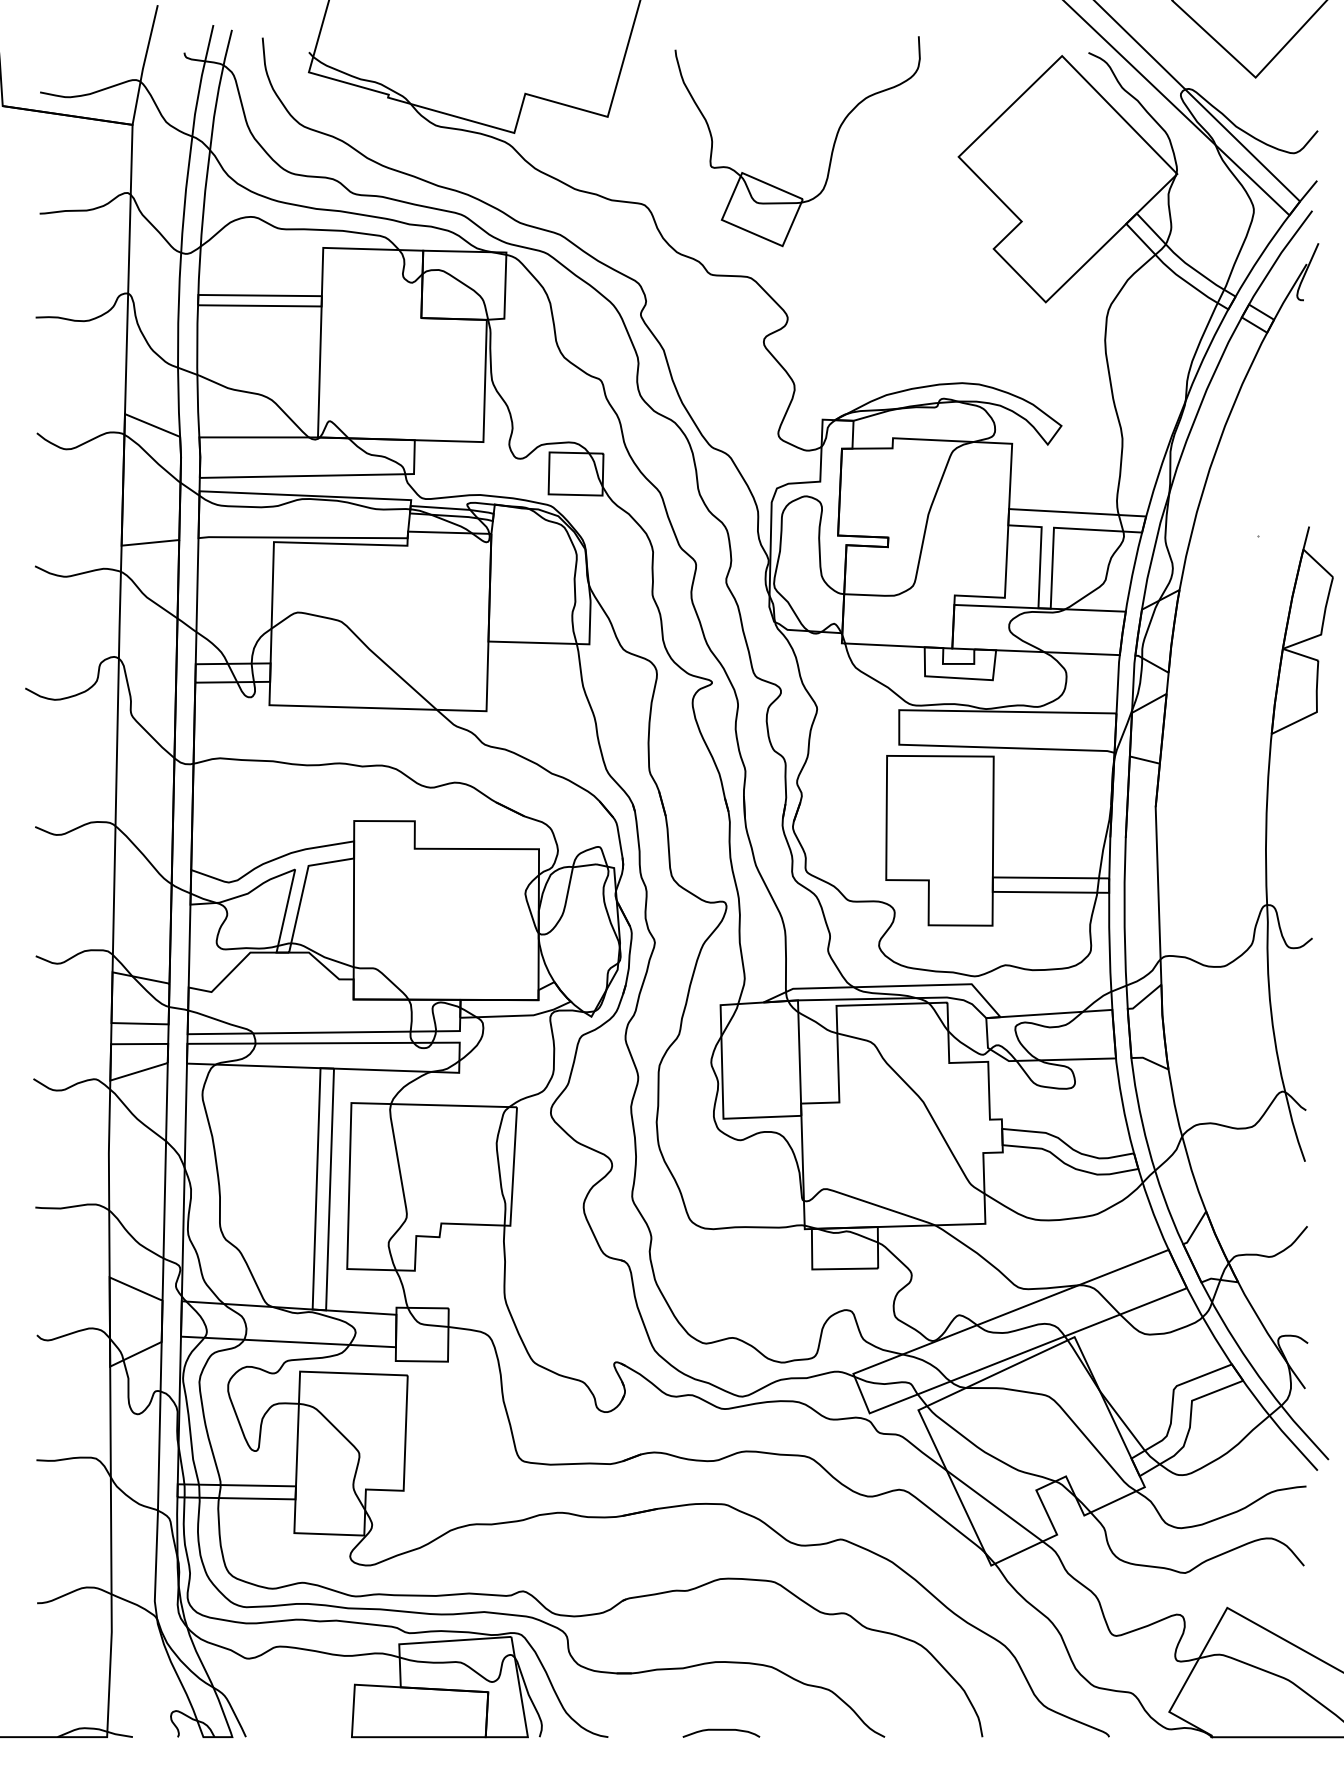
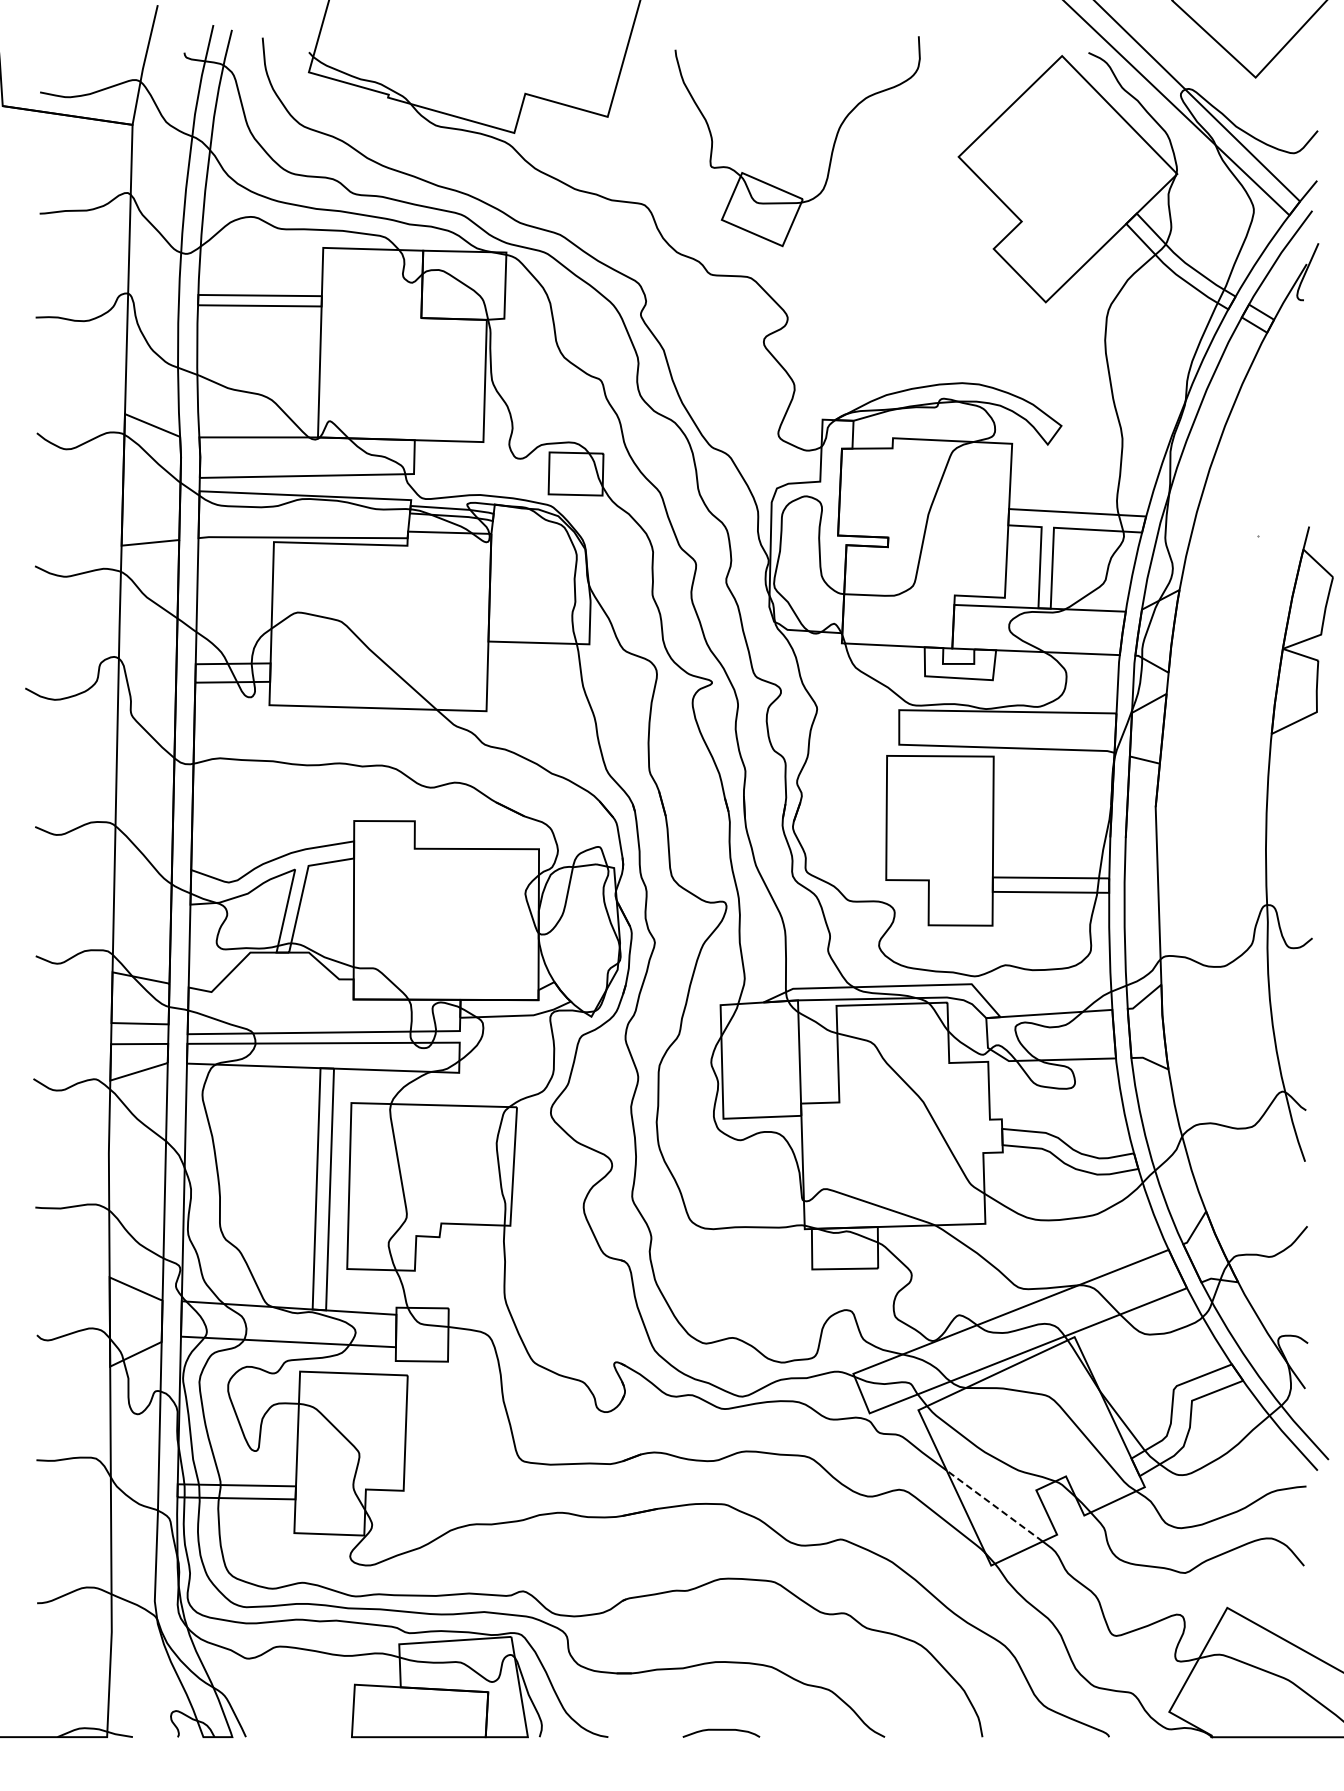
line: solid -> dashed (994, 1506)
